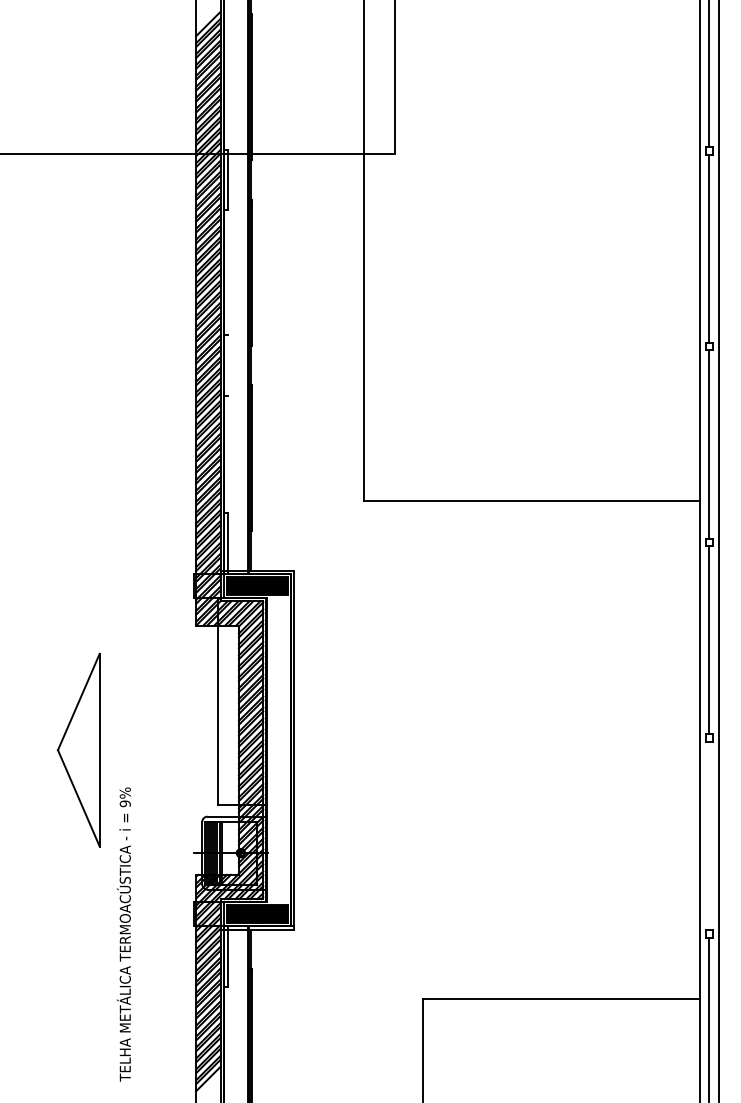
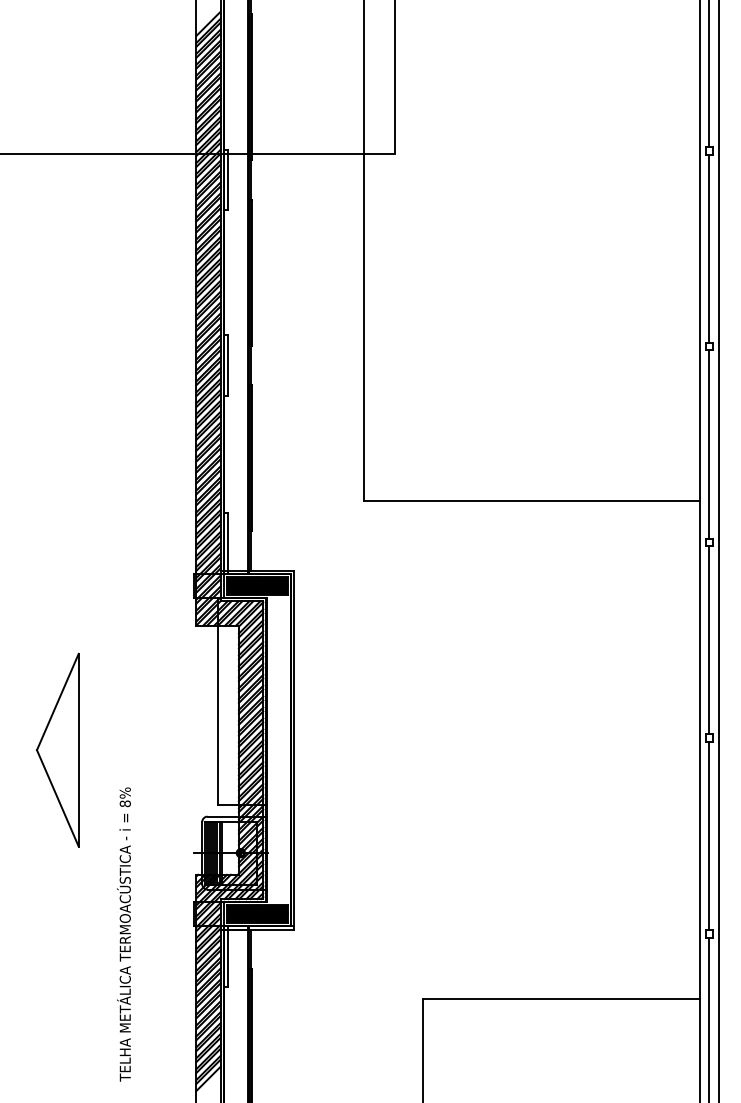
line: none -> present (228, 365)
part position: (78, 749) -> (57, 749) (57, 749)
text: 9% -> 8% (125, 803)
line: none -> present (709, 835)
